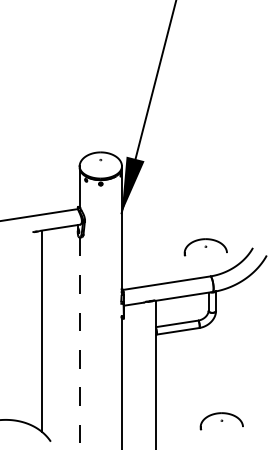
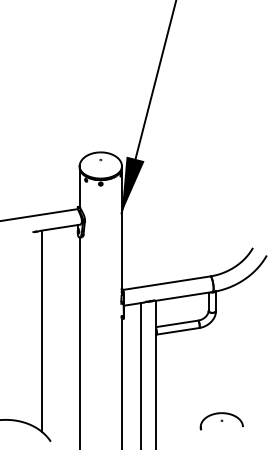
part: present -> none (205, 247)
line: dashed -> solid (80, 343)
line: none -> present (140, 374)
